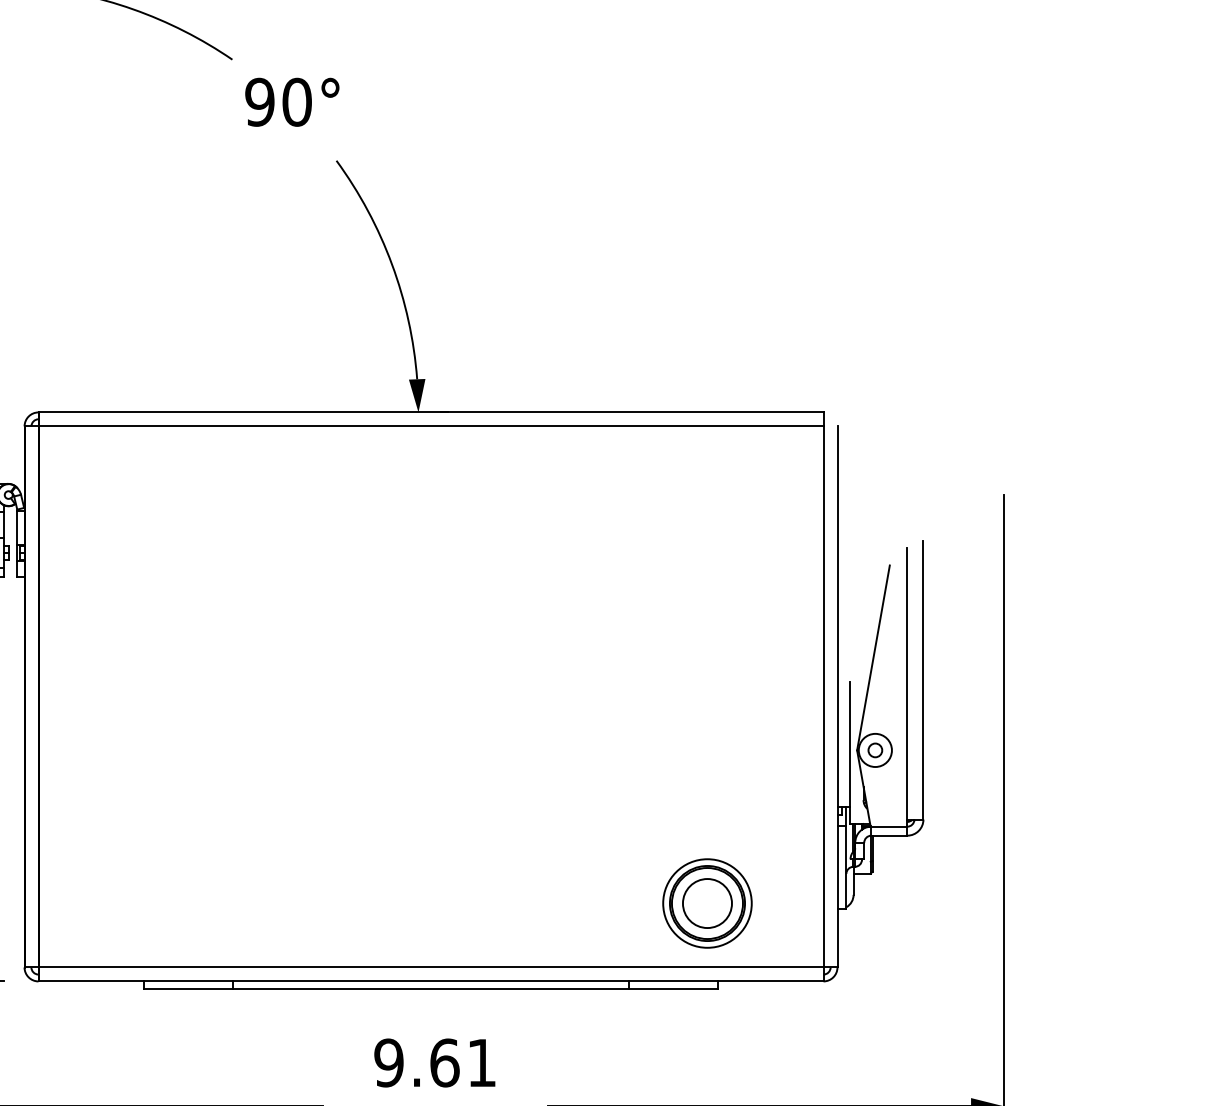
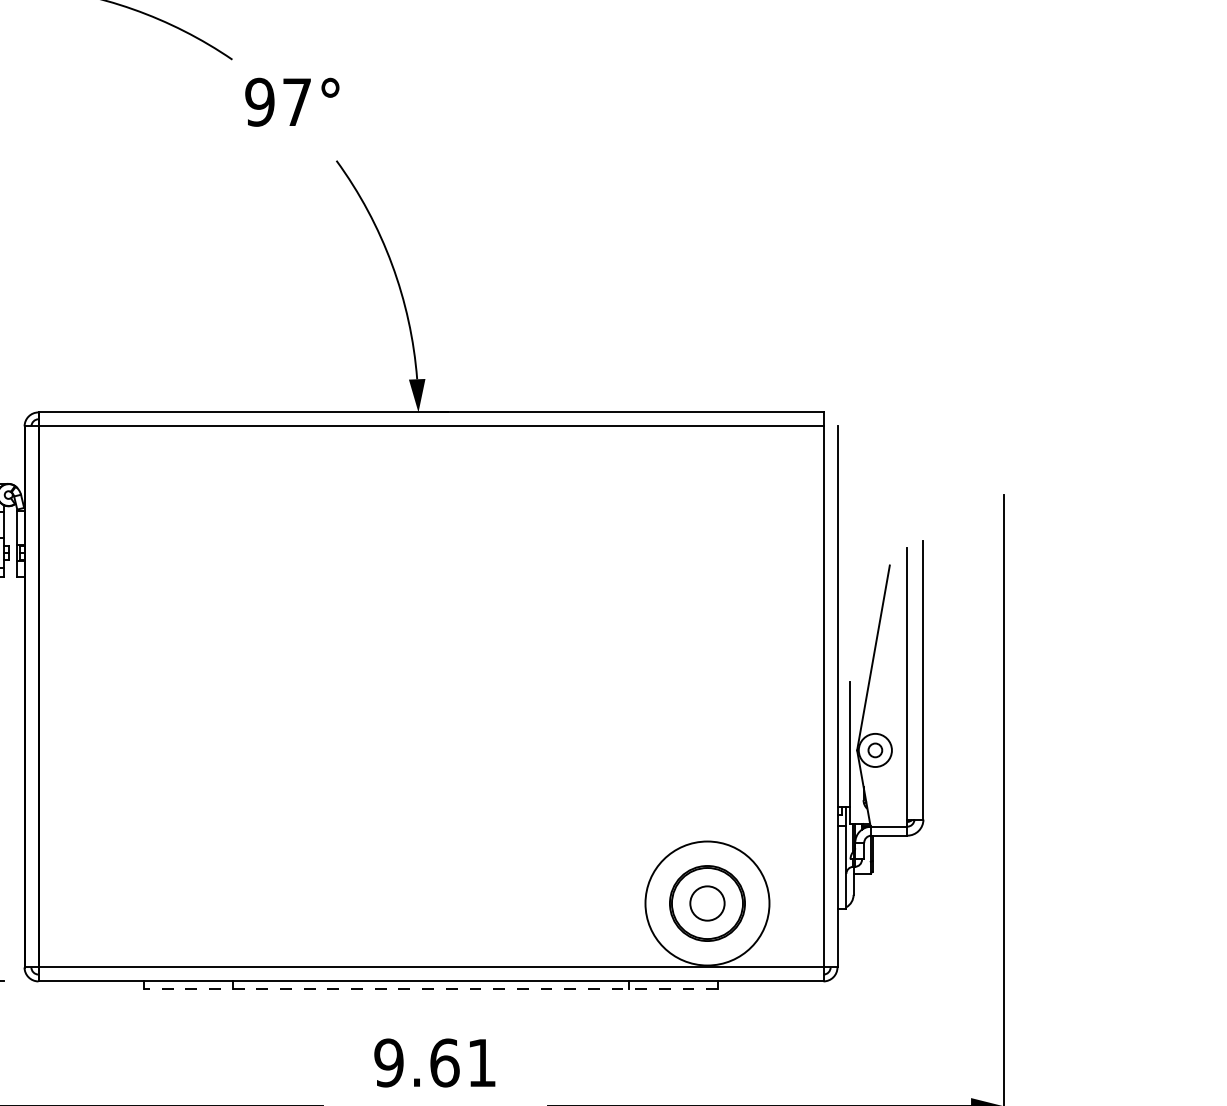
text: 90° -> 97° (296, 101)
circle diameter: 49 px -> 34 px (707, 903)
circle diameter: 89 px -> 124 px (707, 903)
line: solid -> dashed (430, 988)
